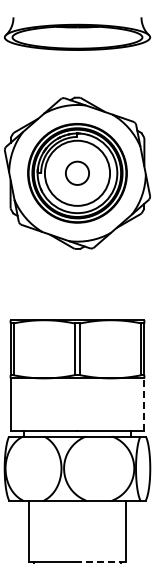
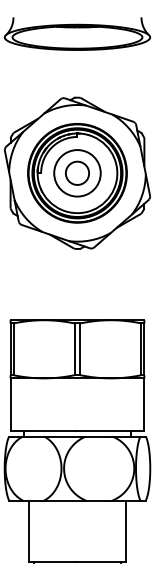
circle diameter: 65 px -> 47 px (77, 173)
line: dashed -> solid (144, 404)
line: dashed -> solid (101, 561)
